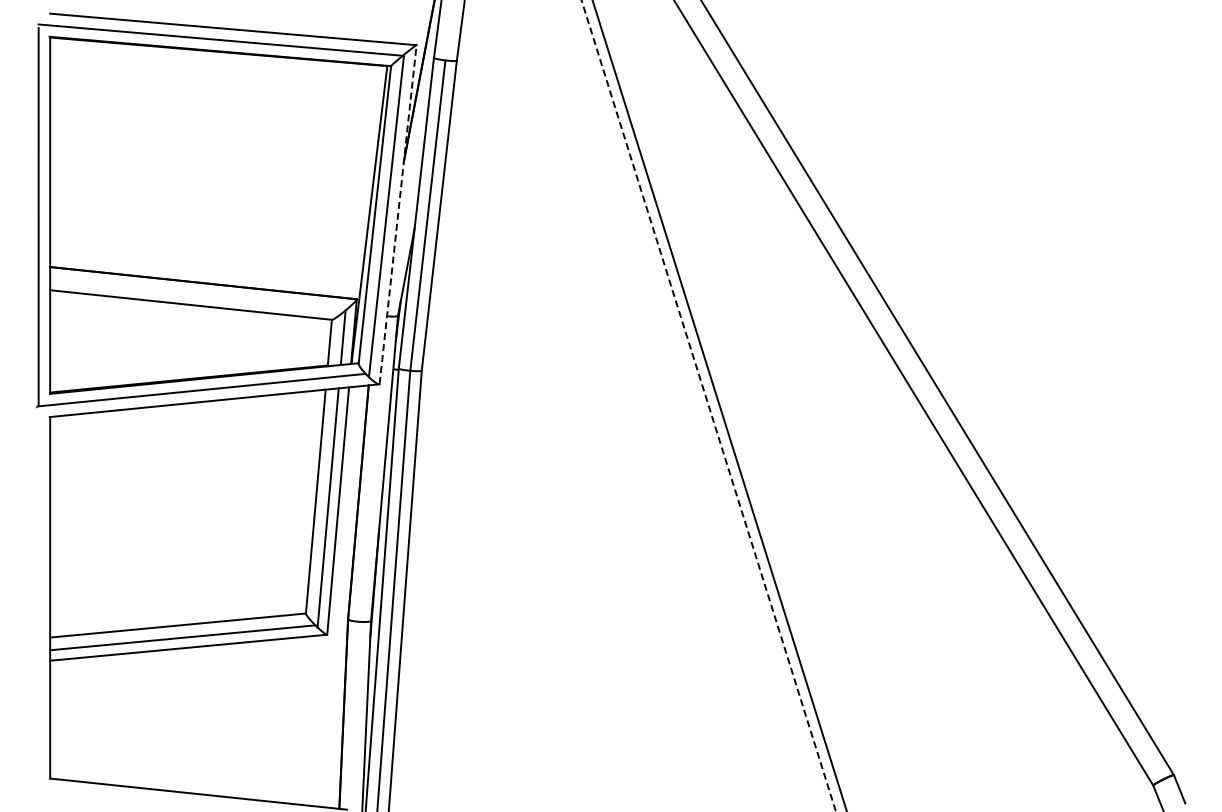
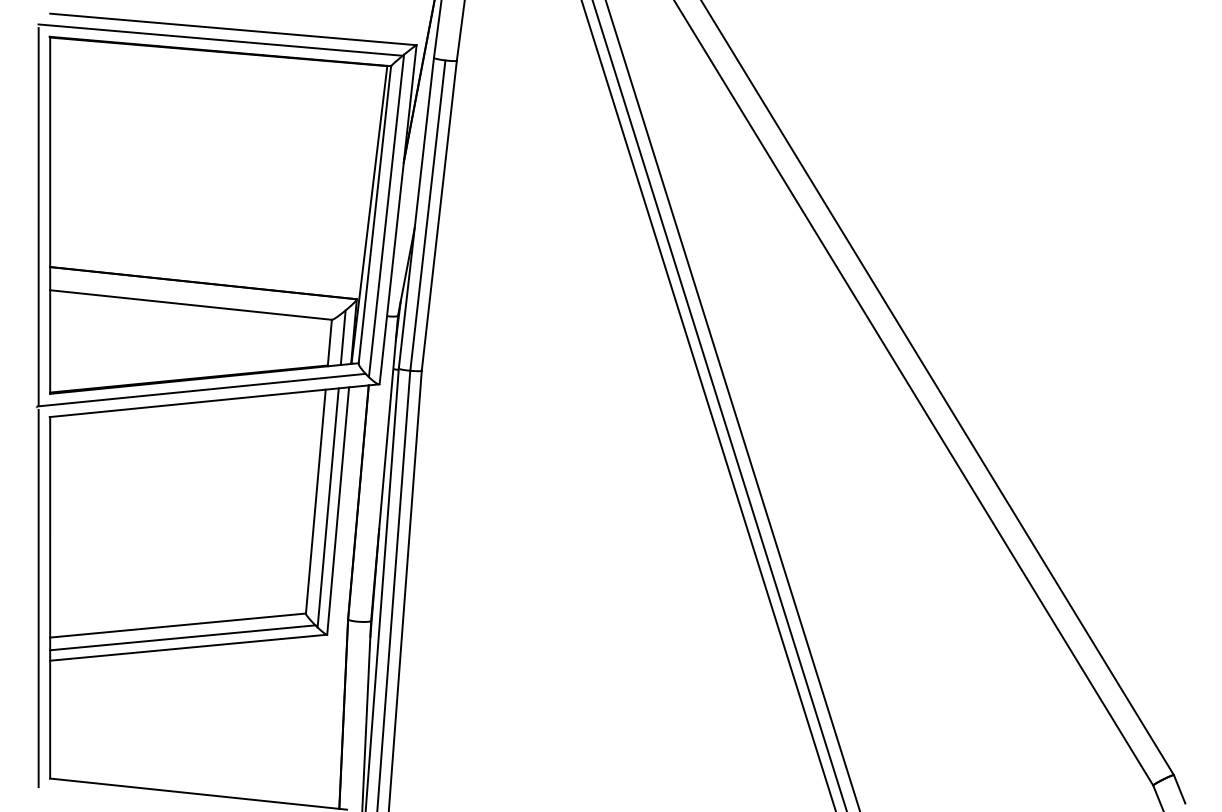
line: dashed -> solid (398, 214)
line: none -> present (732, 405)
line: dashed -> solid (708, 406)
line: none -> present (38, 598)
